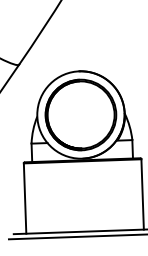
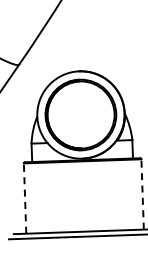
line: solid -> dashed (142, 193)
line: solid -> dashed (25, 198)
